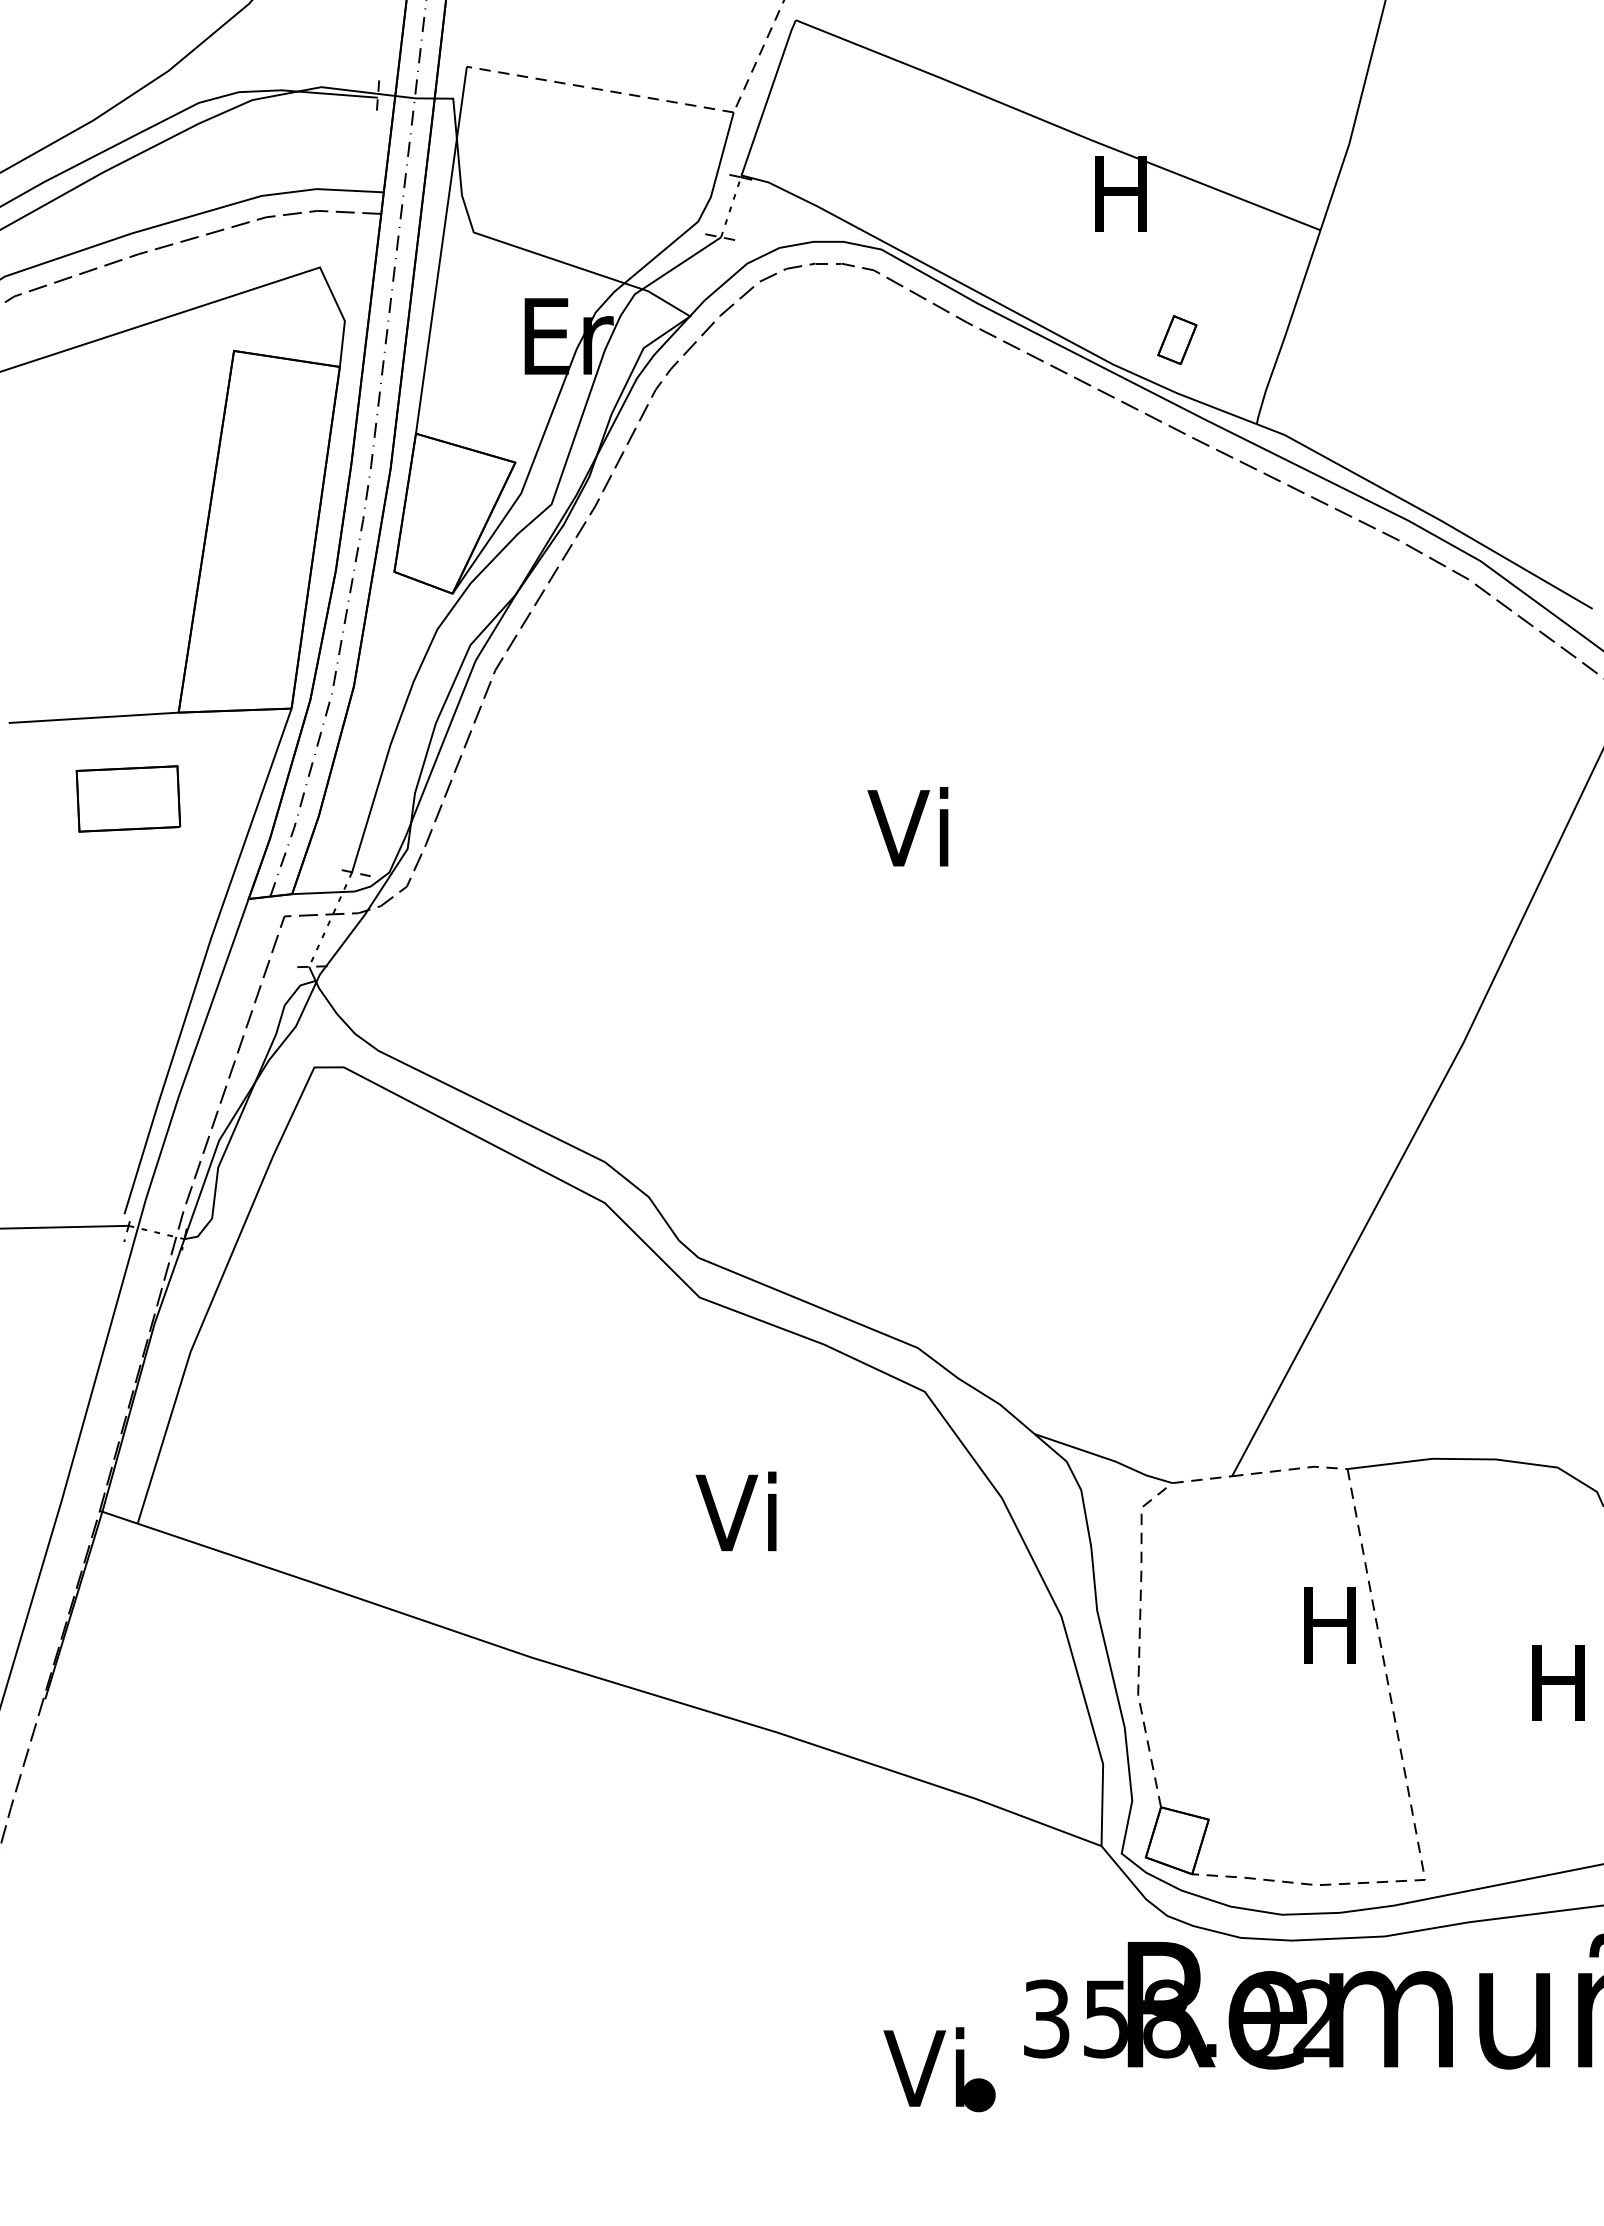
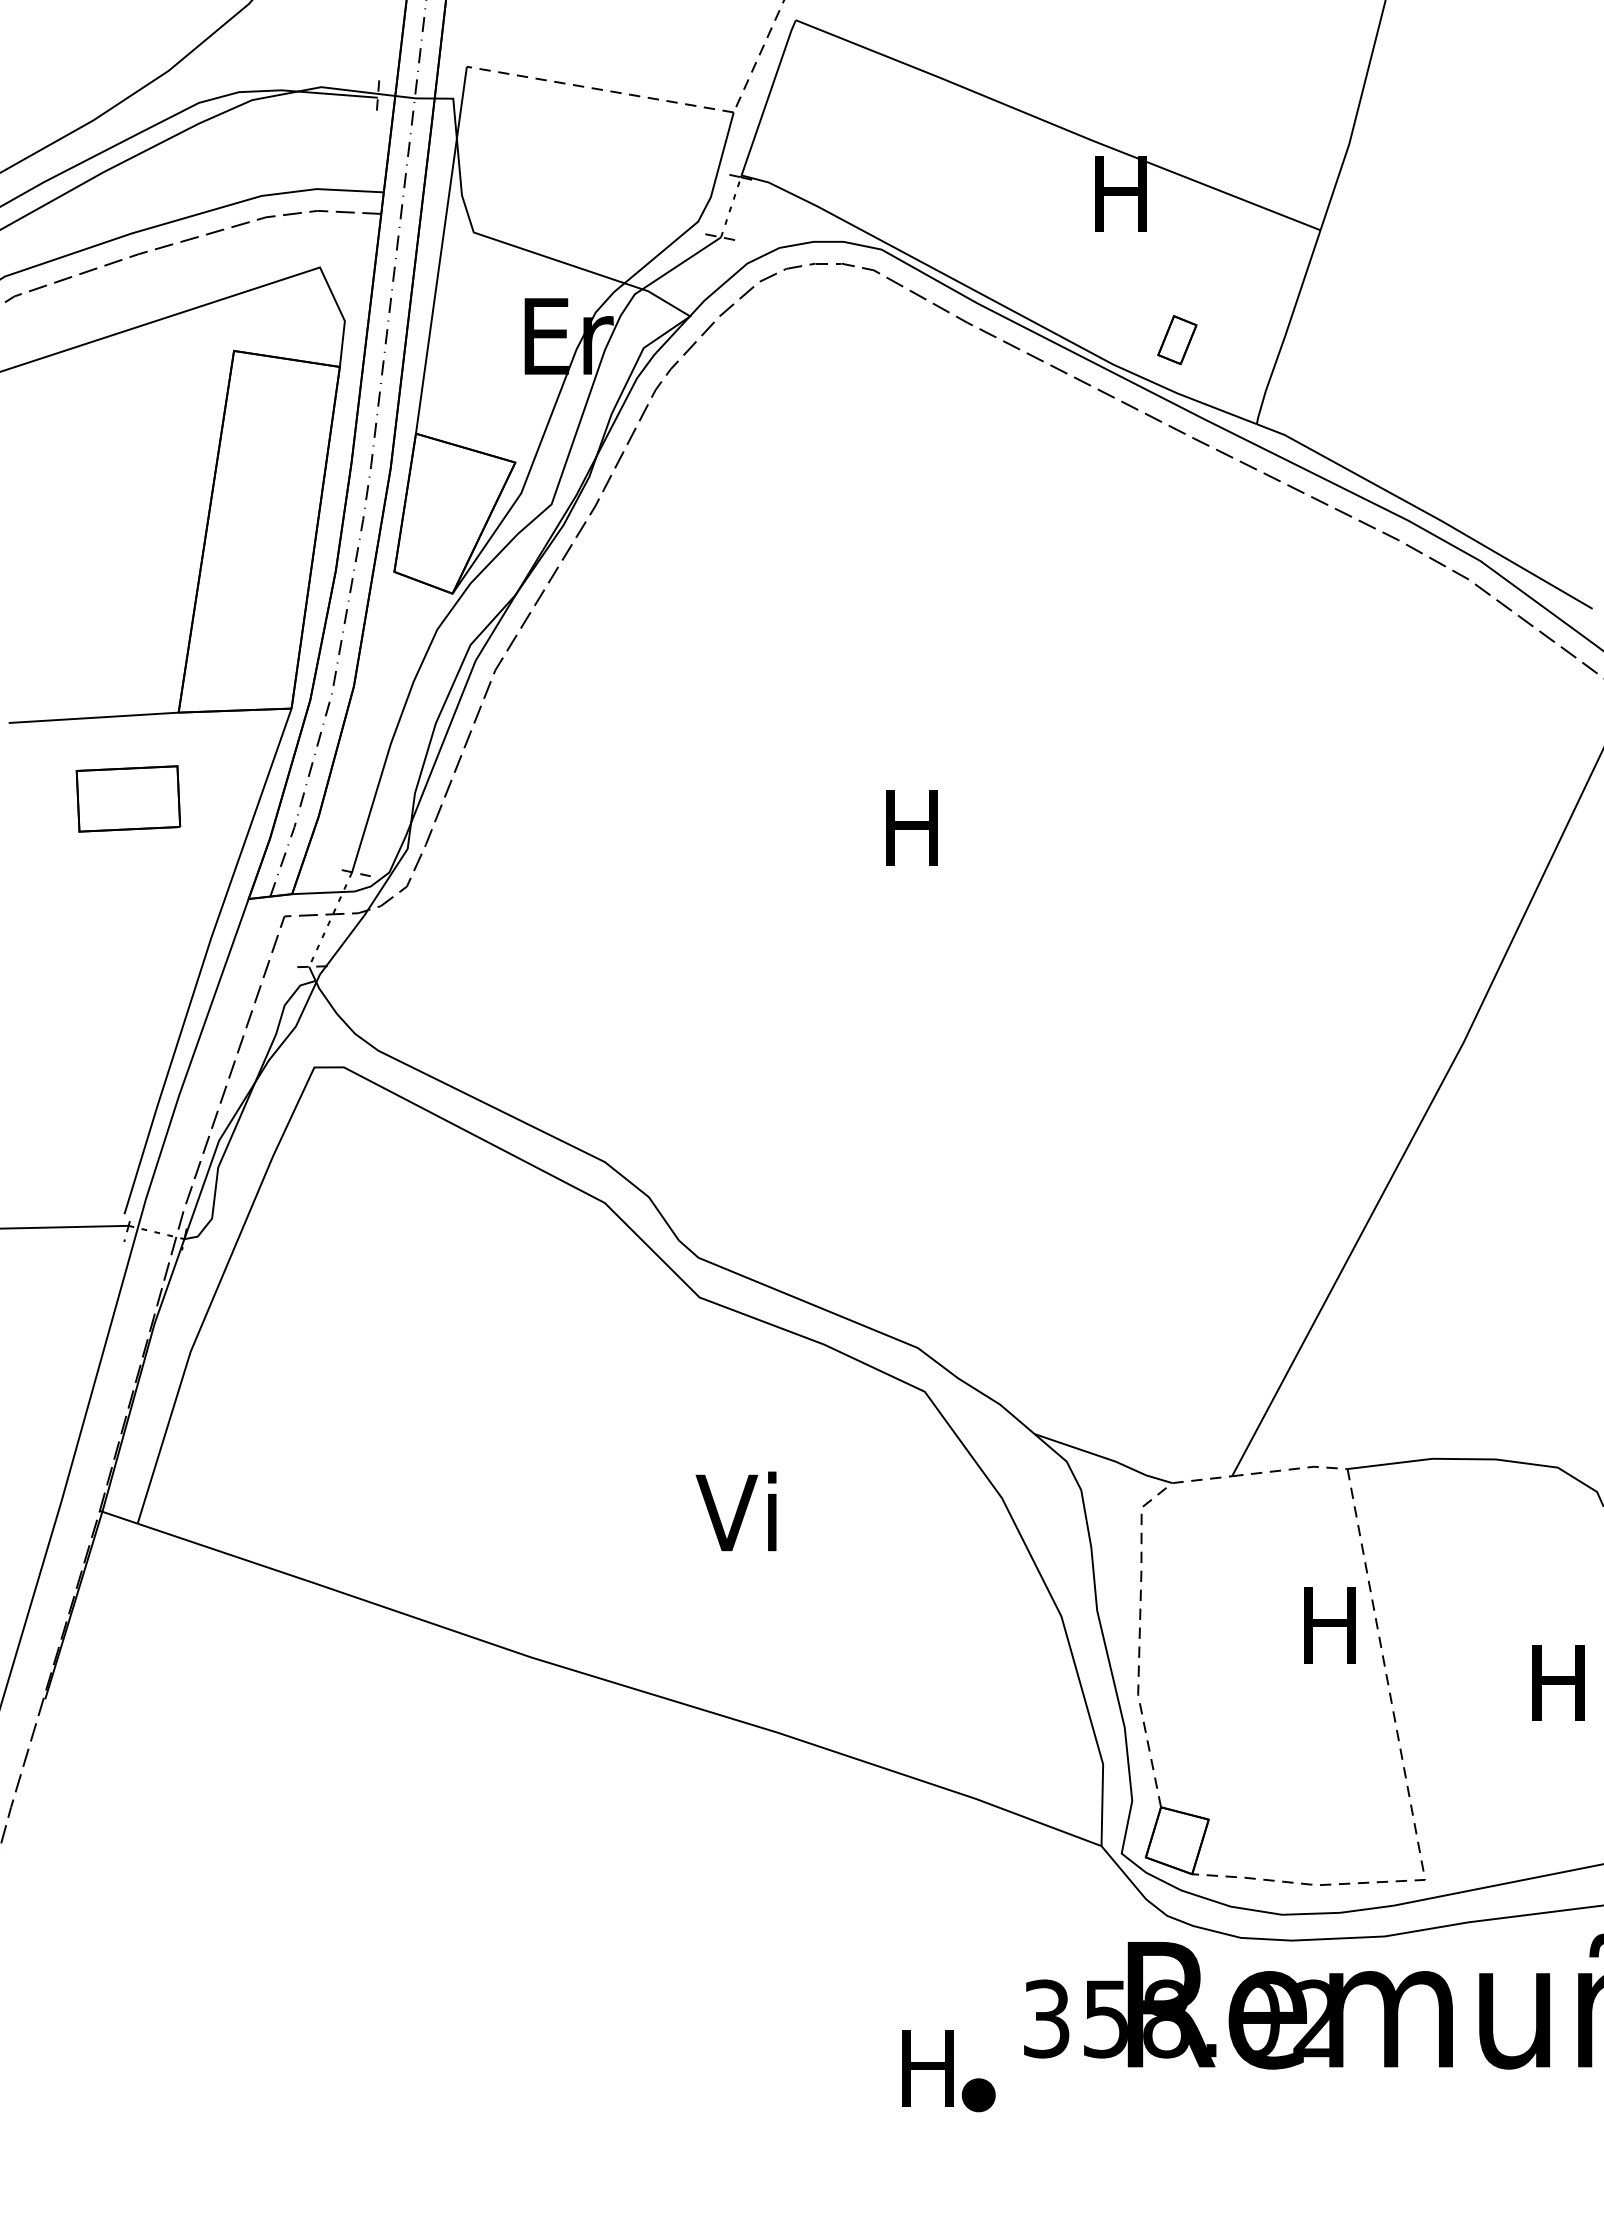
text: Vi -> H (907, 826)
text: Vi -> H (923, 2066)
